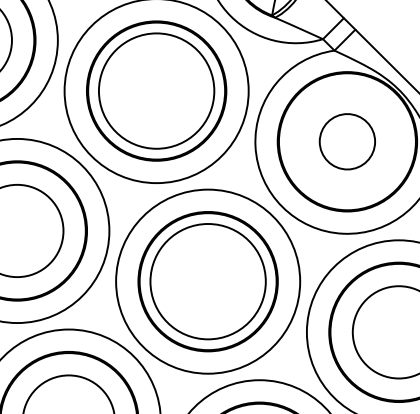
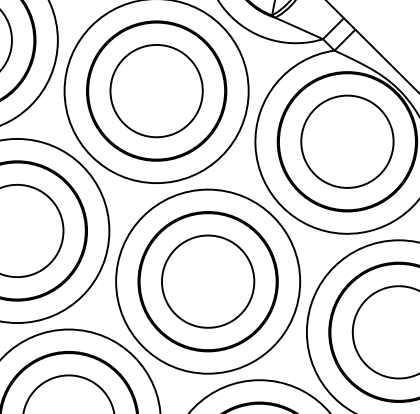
circle diameter: 115 px -> 92 px (156, 90)
circle diameter: 55 px -> 92 px (347, 141)
circle diameter: 115 px -> 92 px (208, 281)
